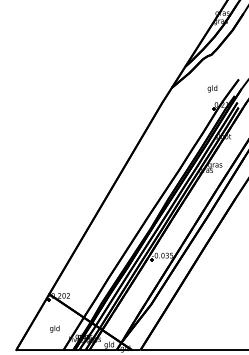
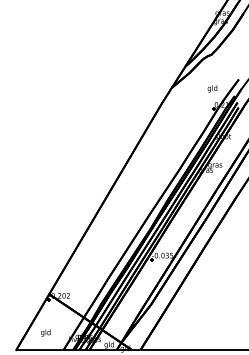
text position: (54, 328) -> (45, 332) (45, 332)
